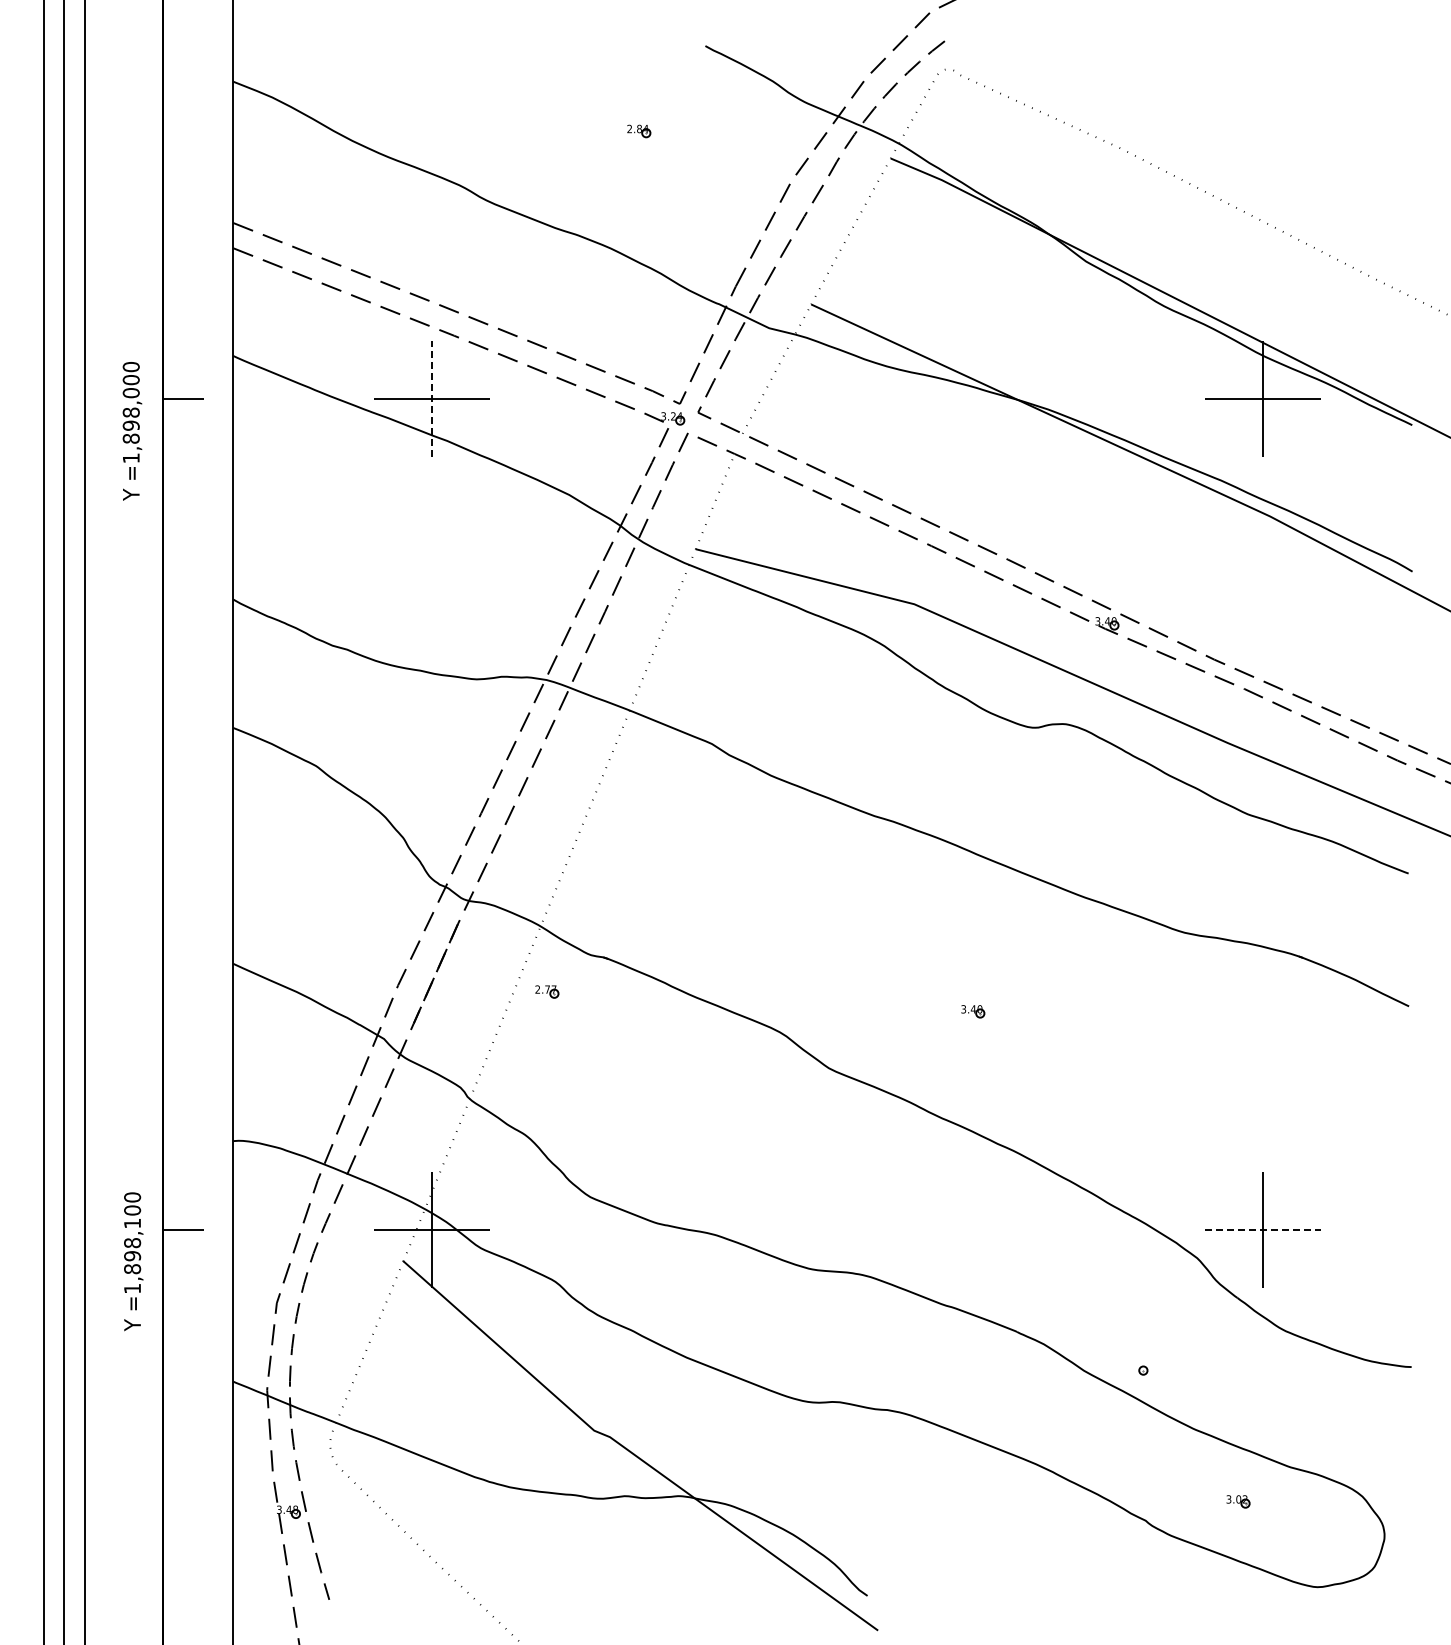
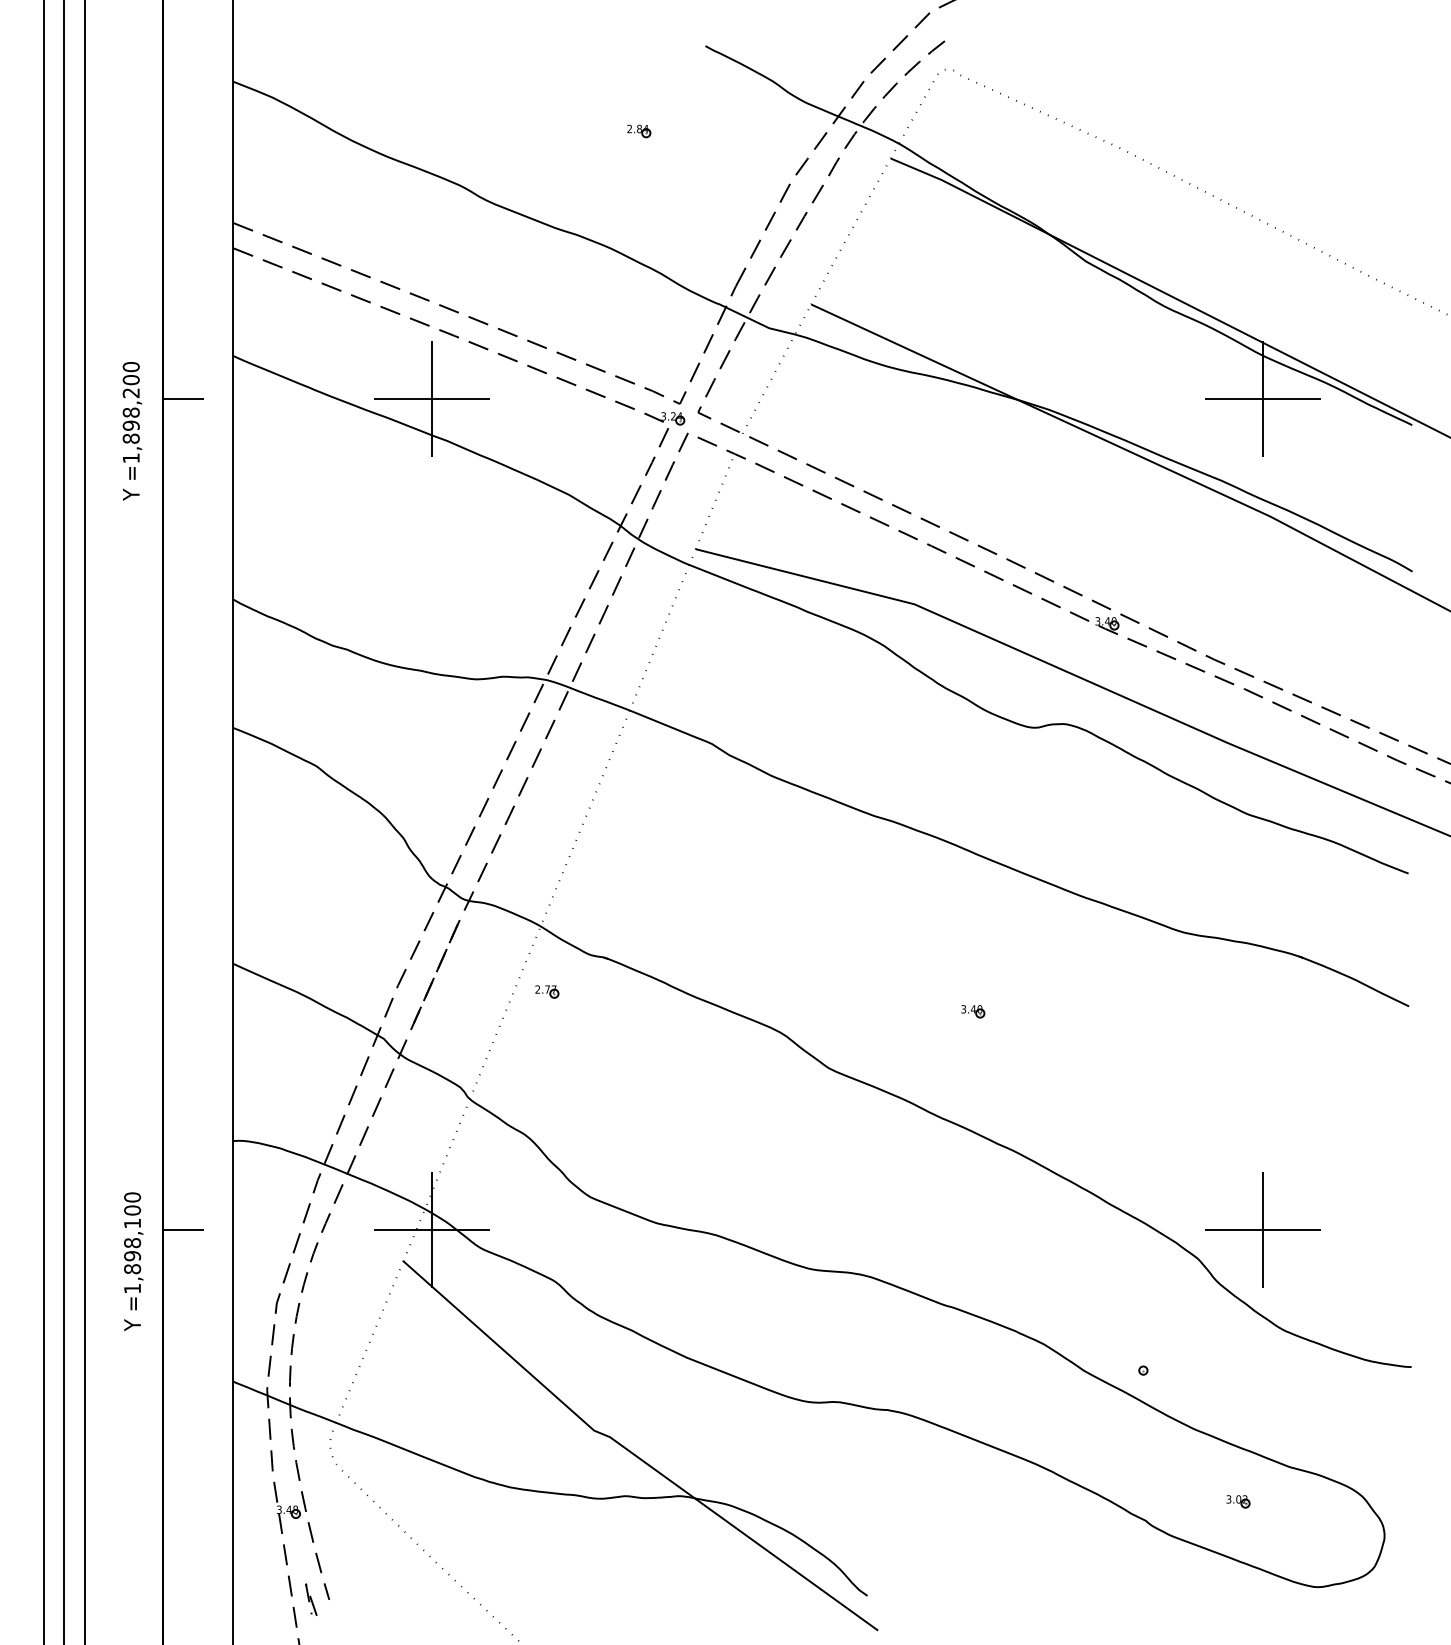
text: =1,898,000 -> =1,898,200 (130, 393)
line: dashed -> solid (432, 399)
line: dashed -> solid (1262, 1229)
line: none -> present (311, 1599)
